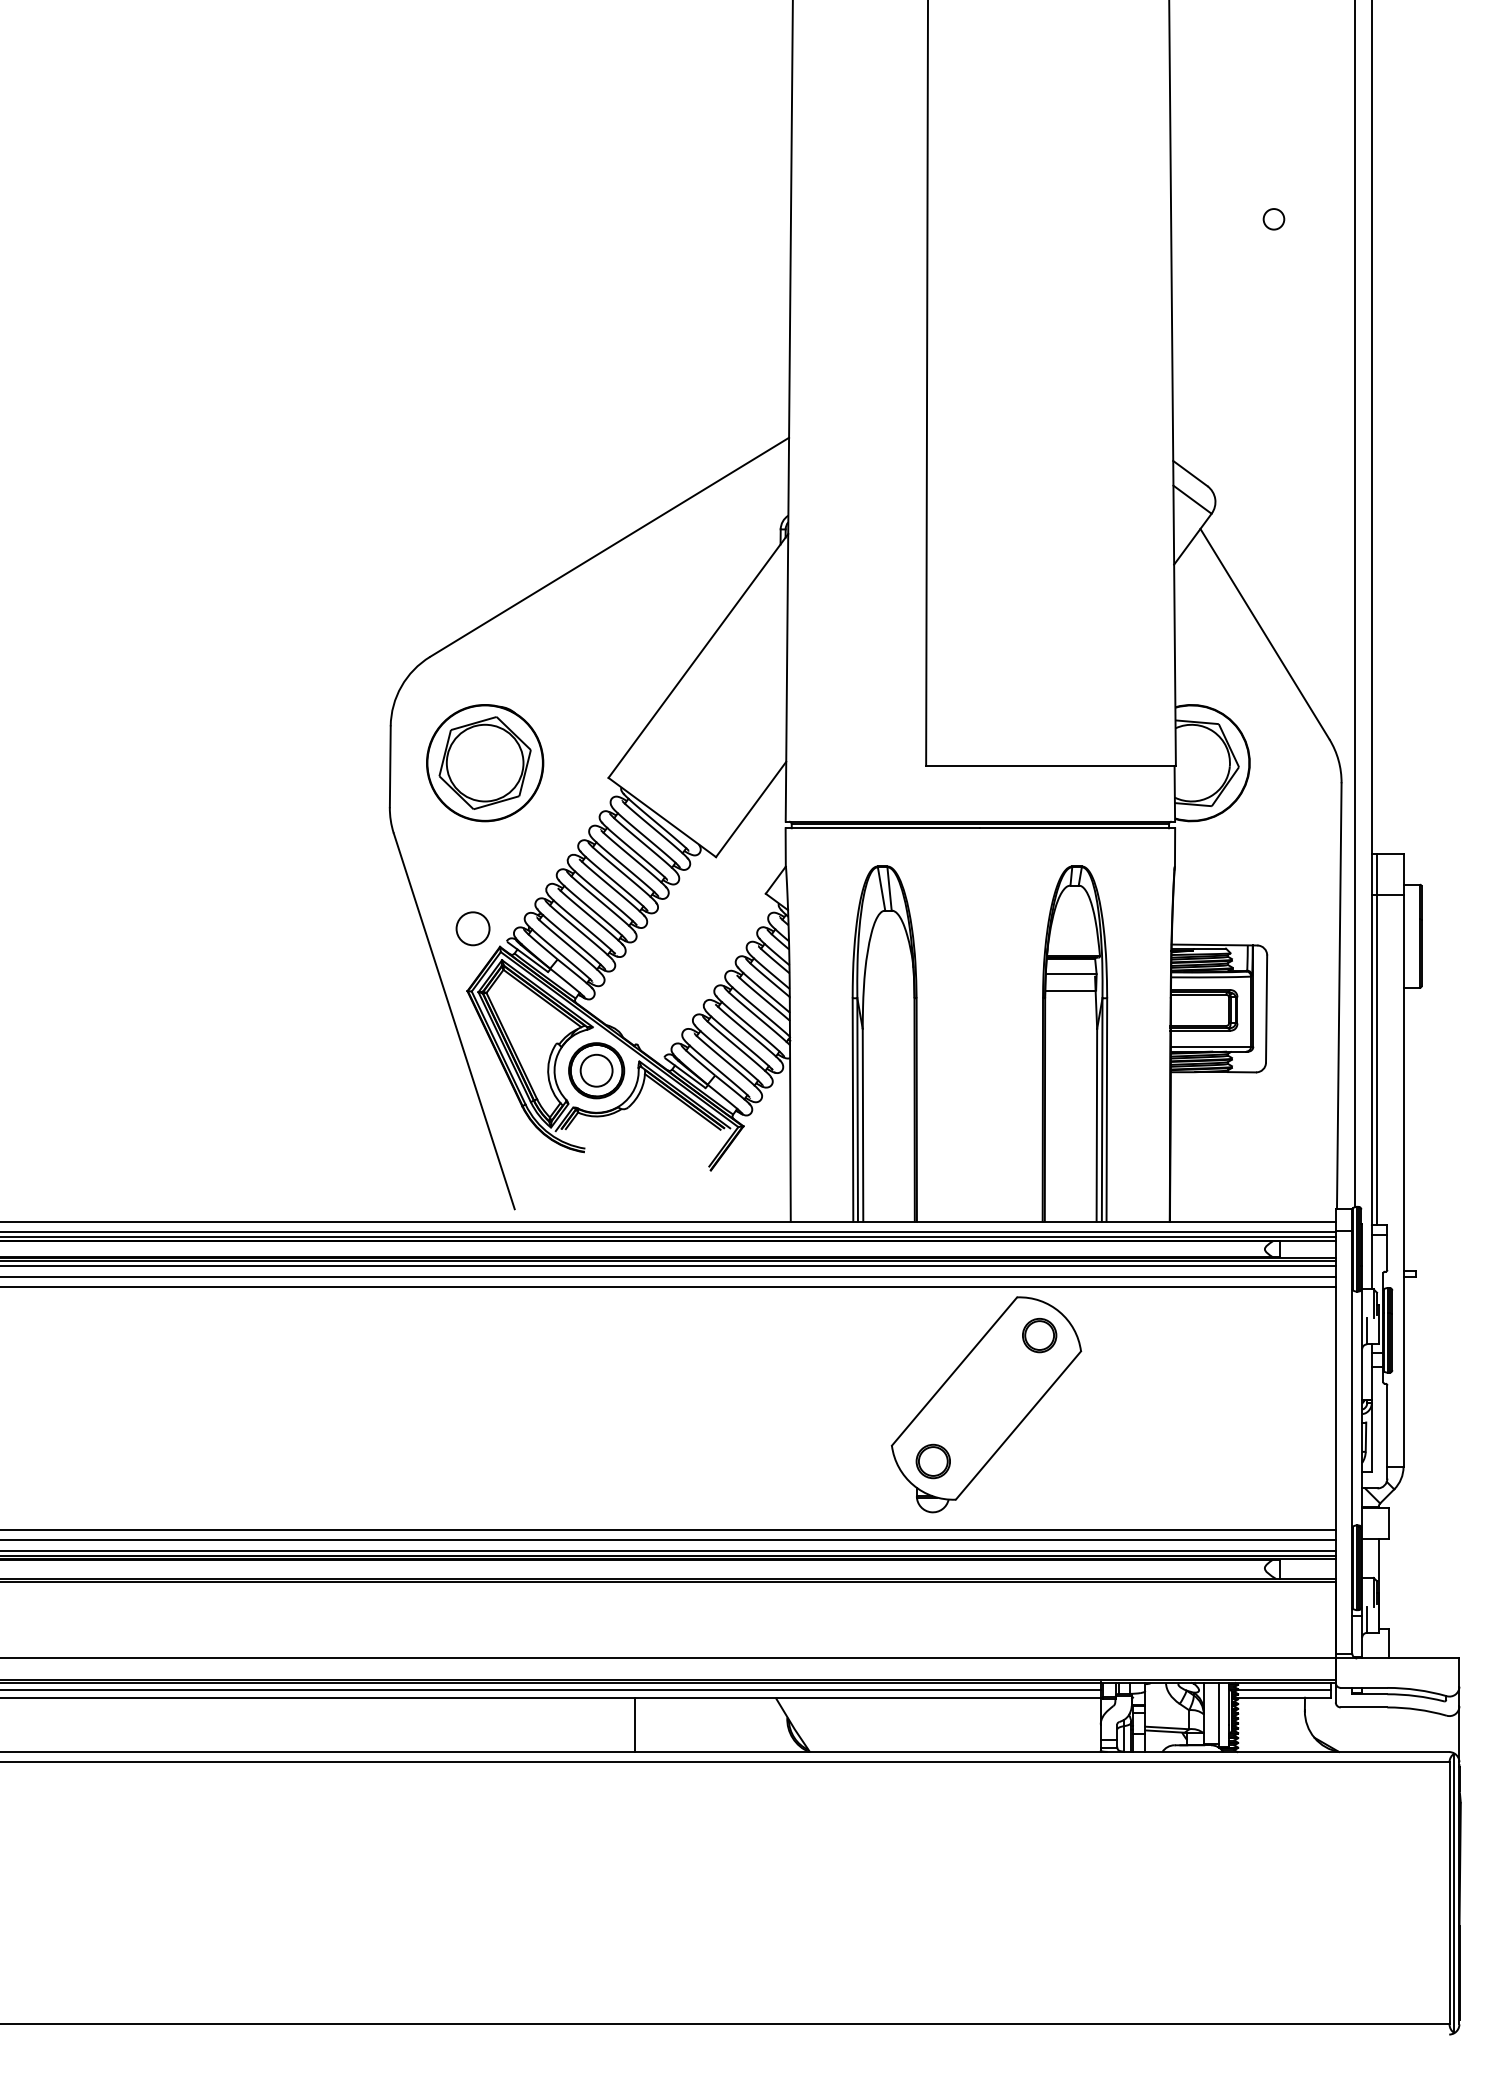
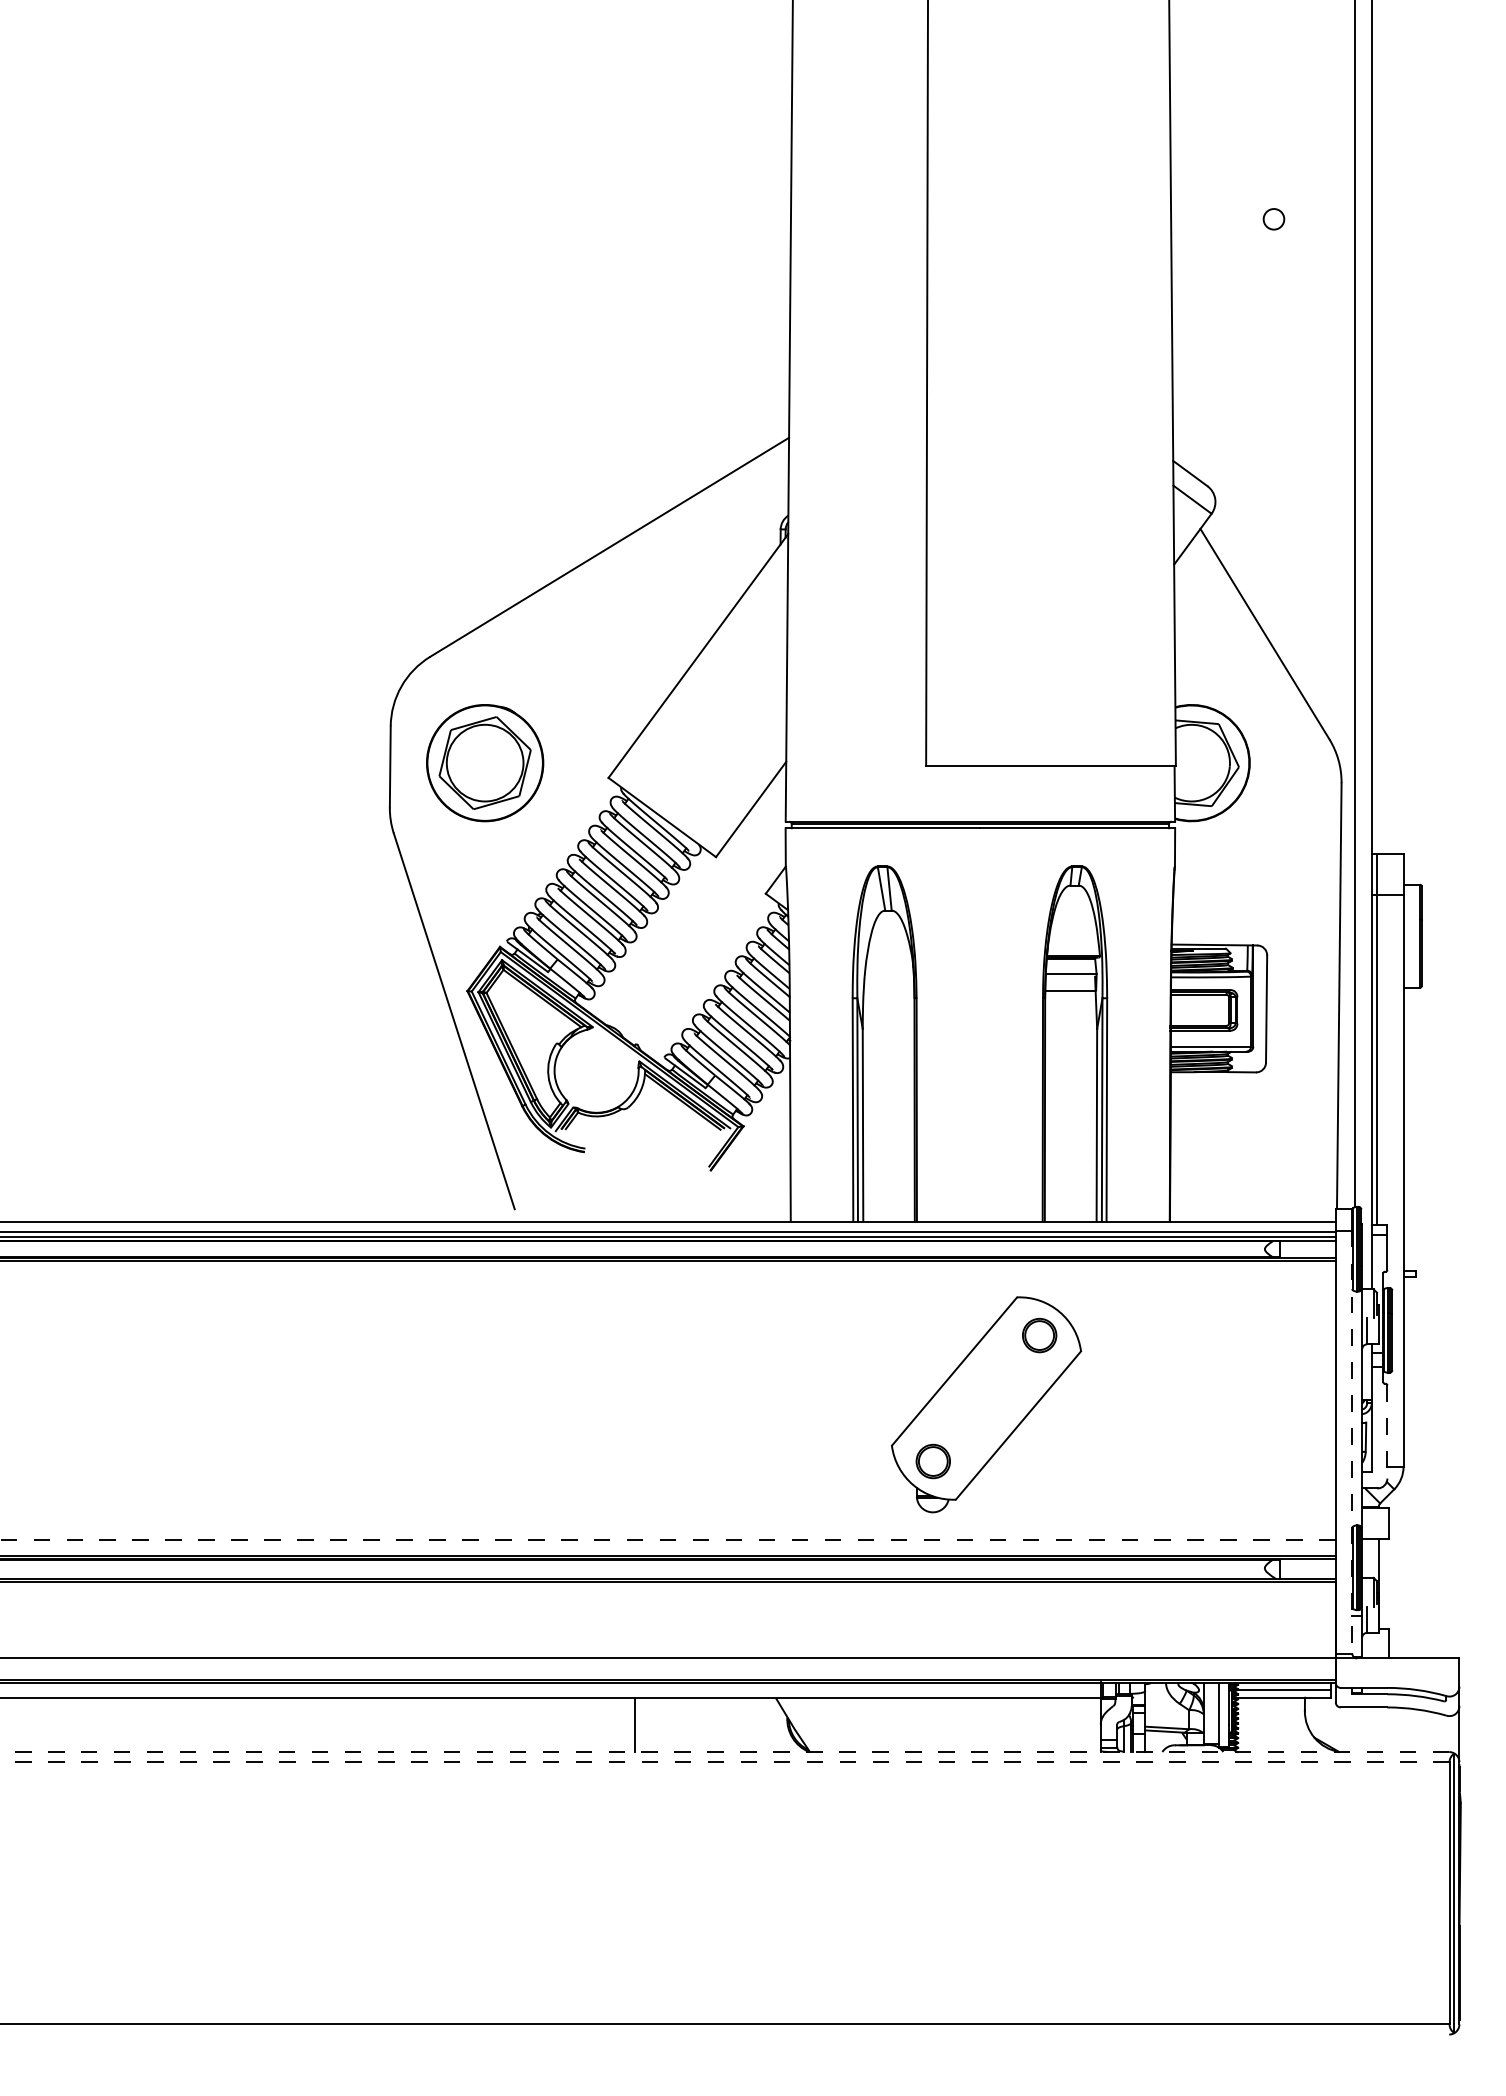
circle: present -> none (472, 928)
part: present -> none (596, 1070)
line: present -> none (668, 1266)
line: present -> none (668, 1276)
line: present -> none (668, 1286)
line: solid -> dashed (1387, 1432)
line: solid -> dashed (1352, 1442)
line: present -> none (668, 1530)
line: solid -> dashed (667, 1540)
line: present -> none (668, 1550)
line: present -> none (551, 1689)
line: solid -> dashed (724, 1752)
line: solid -> dashed (724, 1762)
